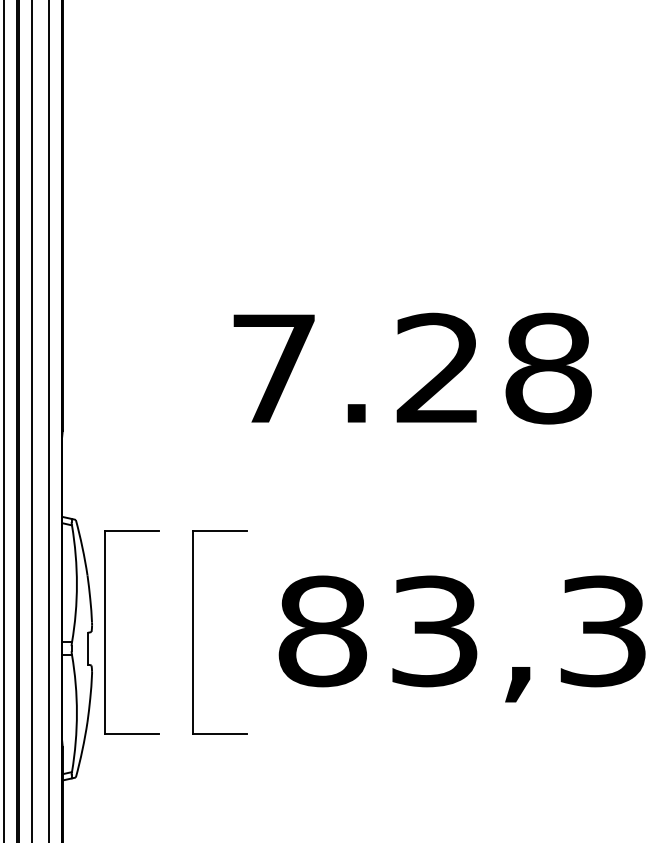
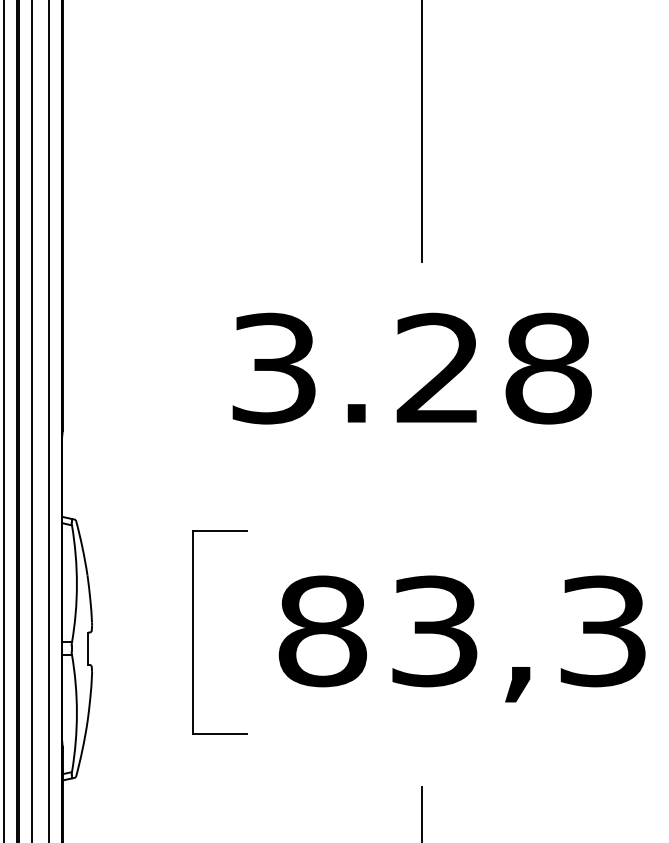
line: none -> present (422, 131)
text: 7.28 -> 3.28 (273, 368)
part: present -> none (105, 632)
line: none -> present (422, 813)
